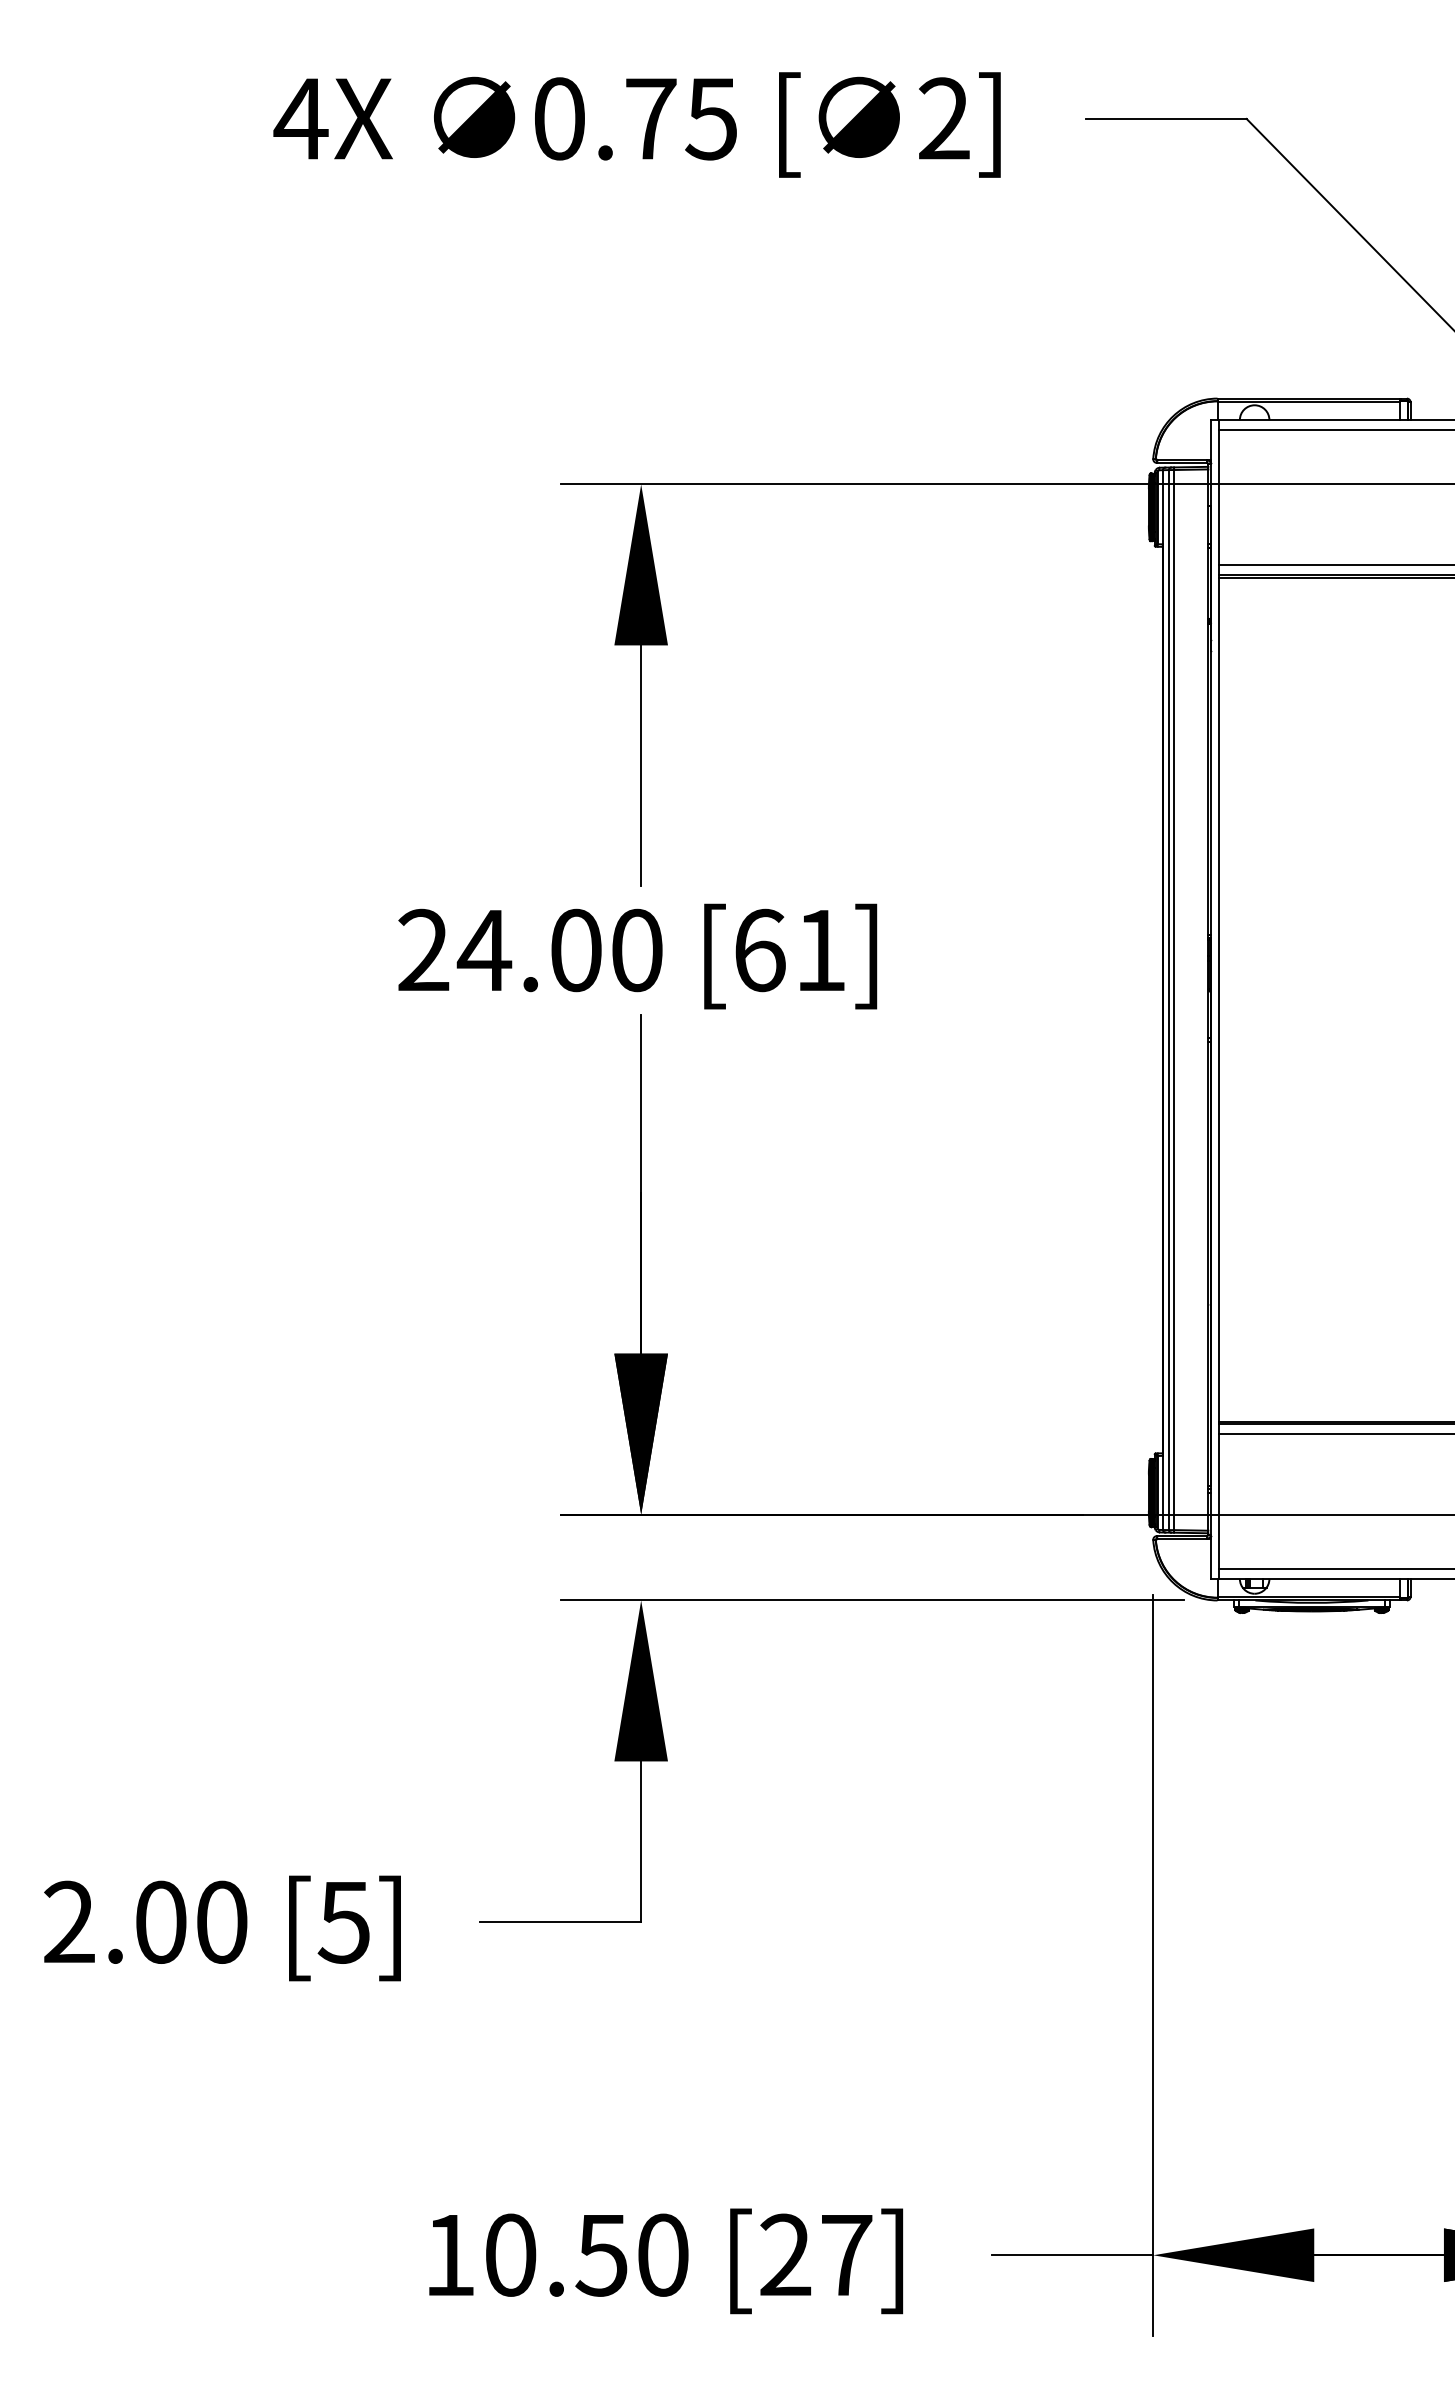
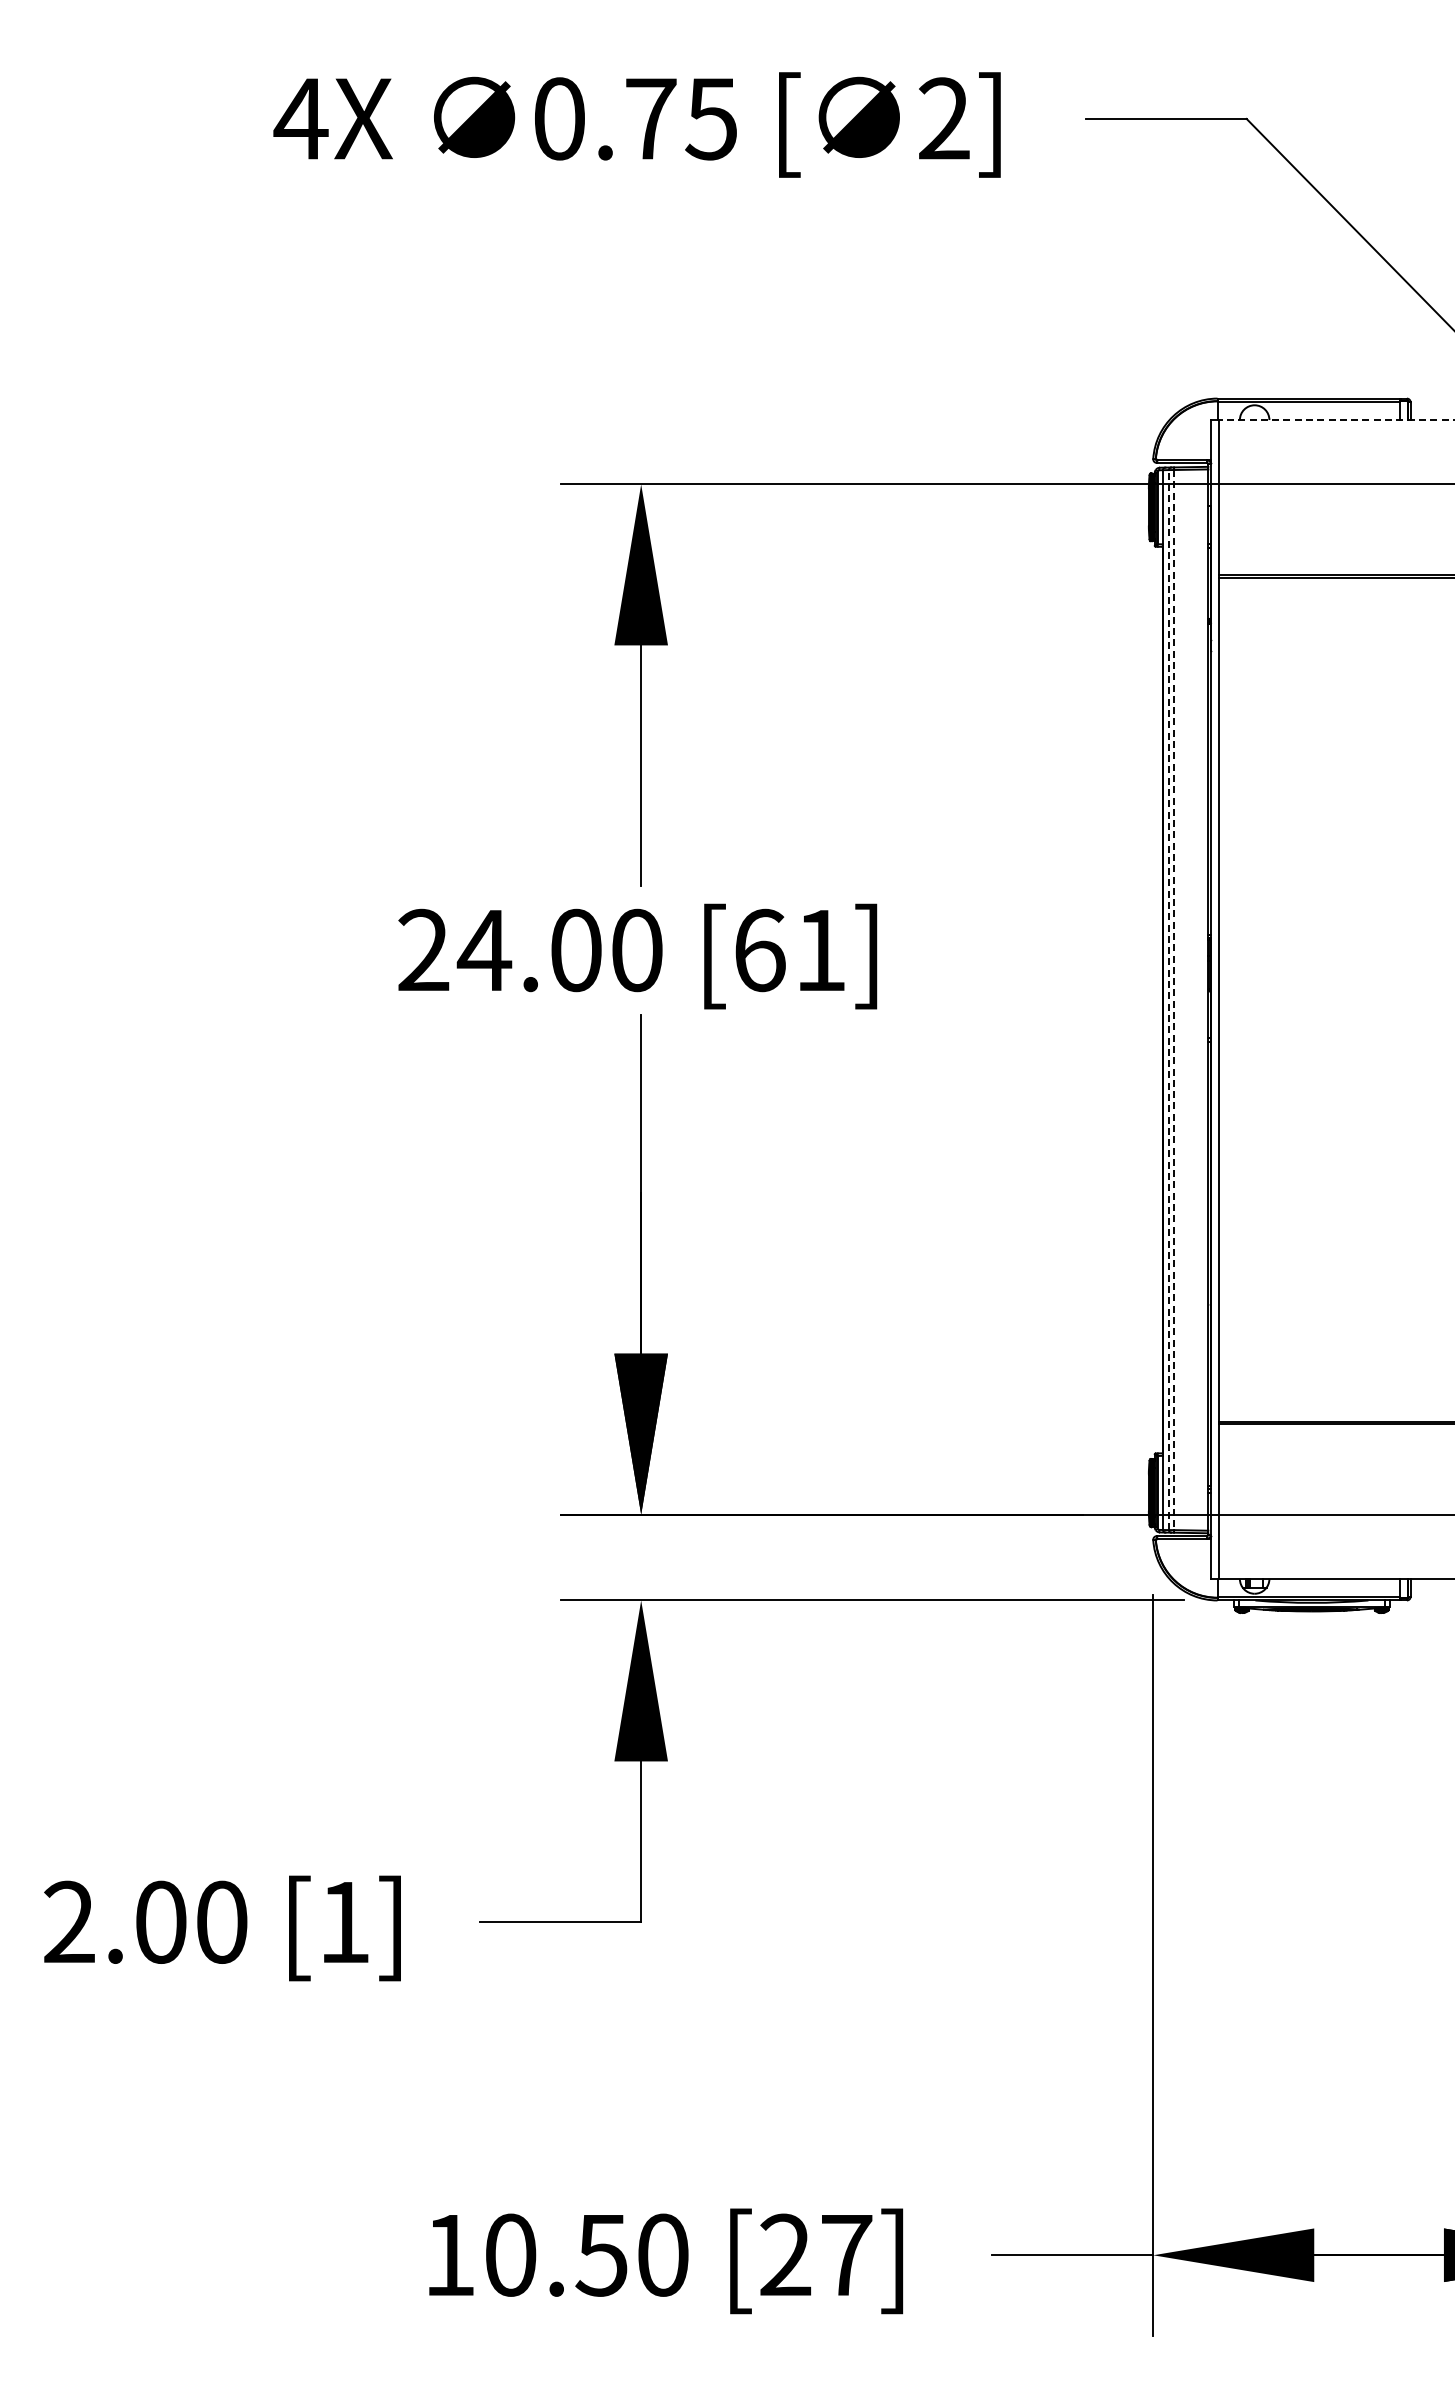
line: solid -> dashed (1336, 420)
line: present -> none (1334, 430)
line: present -> none (1334, 564)
line: solid -> dashed (1168, 999)
line: solid -> dashed (1174, 1000)
line: present -> none (1334, 1434)
line: present -> none (1334, 1568)
text: [5] -> [1] (343, 1922)
